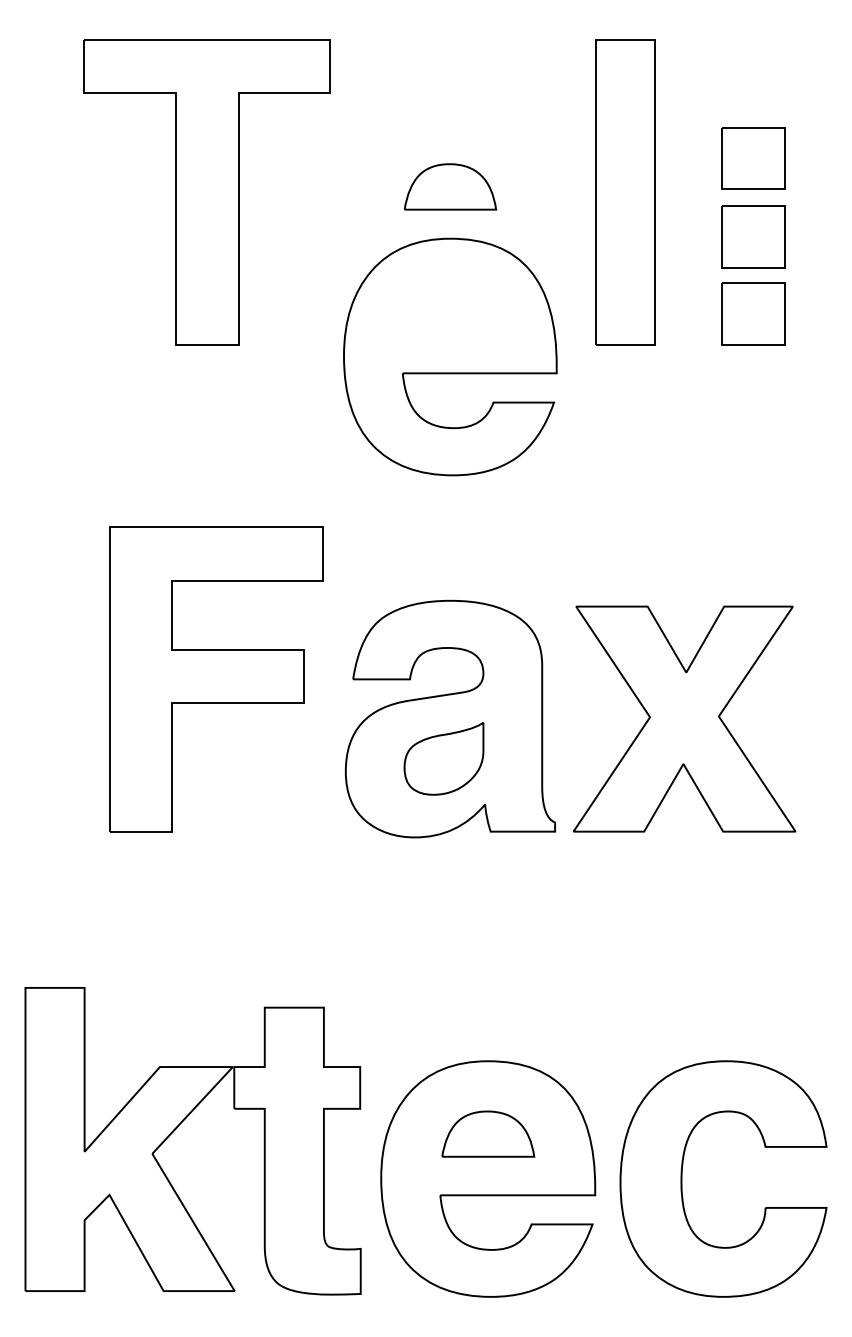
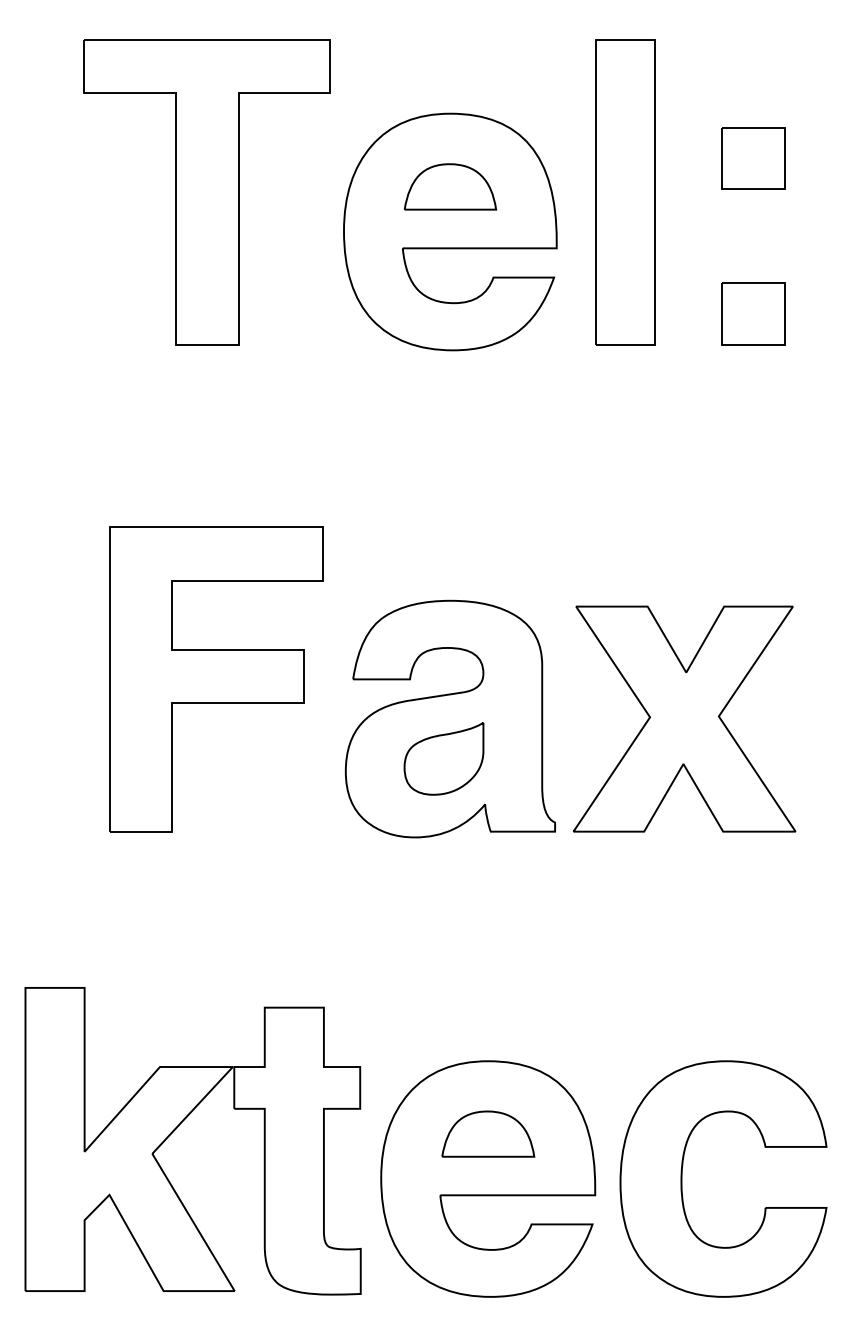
part: present -> none (753, 236)
part position: (450, 356) -> (450, 231) (450, 231)
